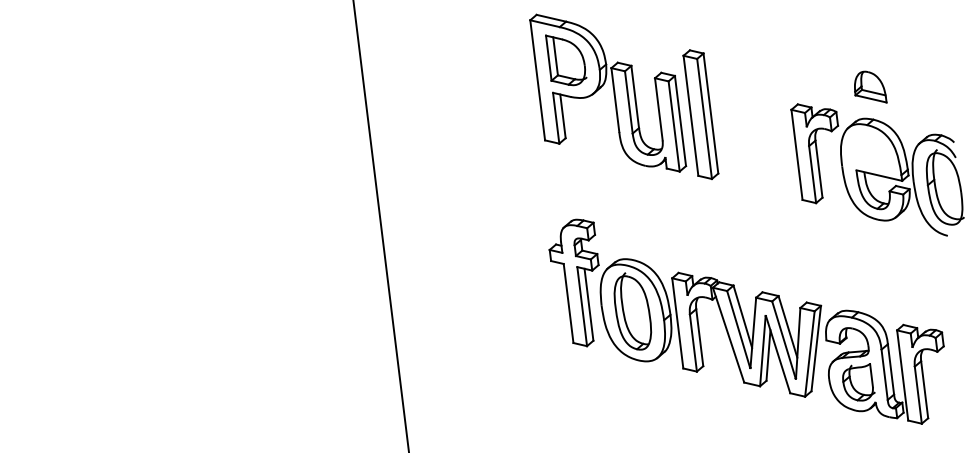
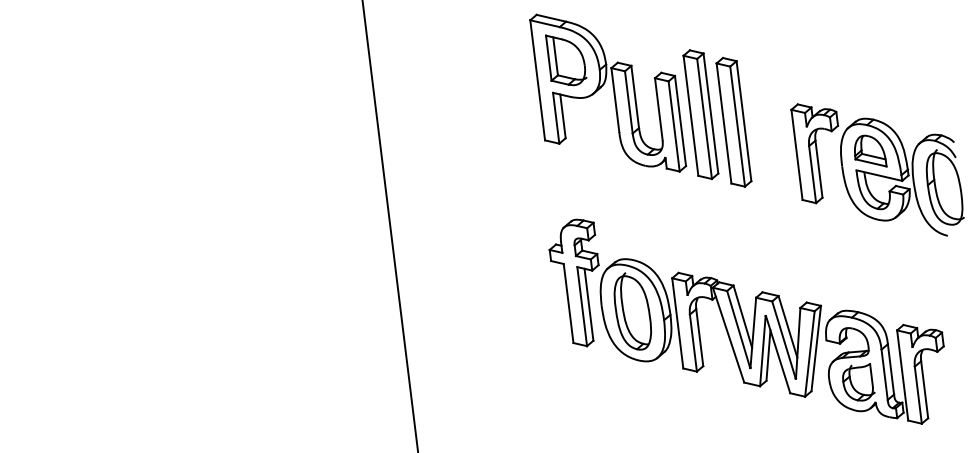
part position: (870, 86) -> (870, 150) (870, 150)
part: none -> present (733, 122)
line position: (380, 225) -> (389, 225) (389, 225)
